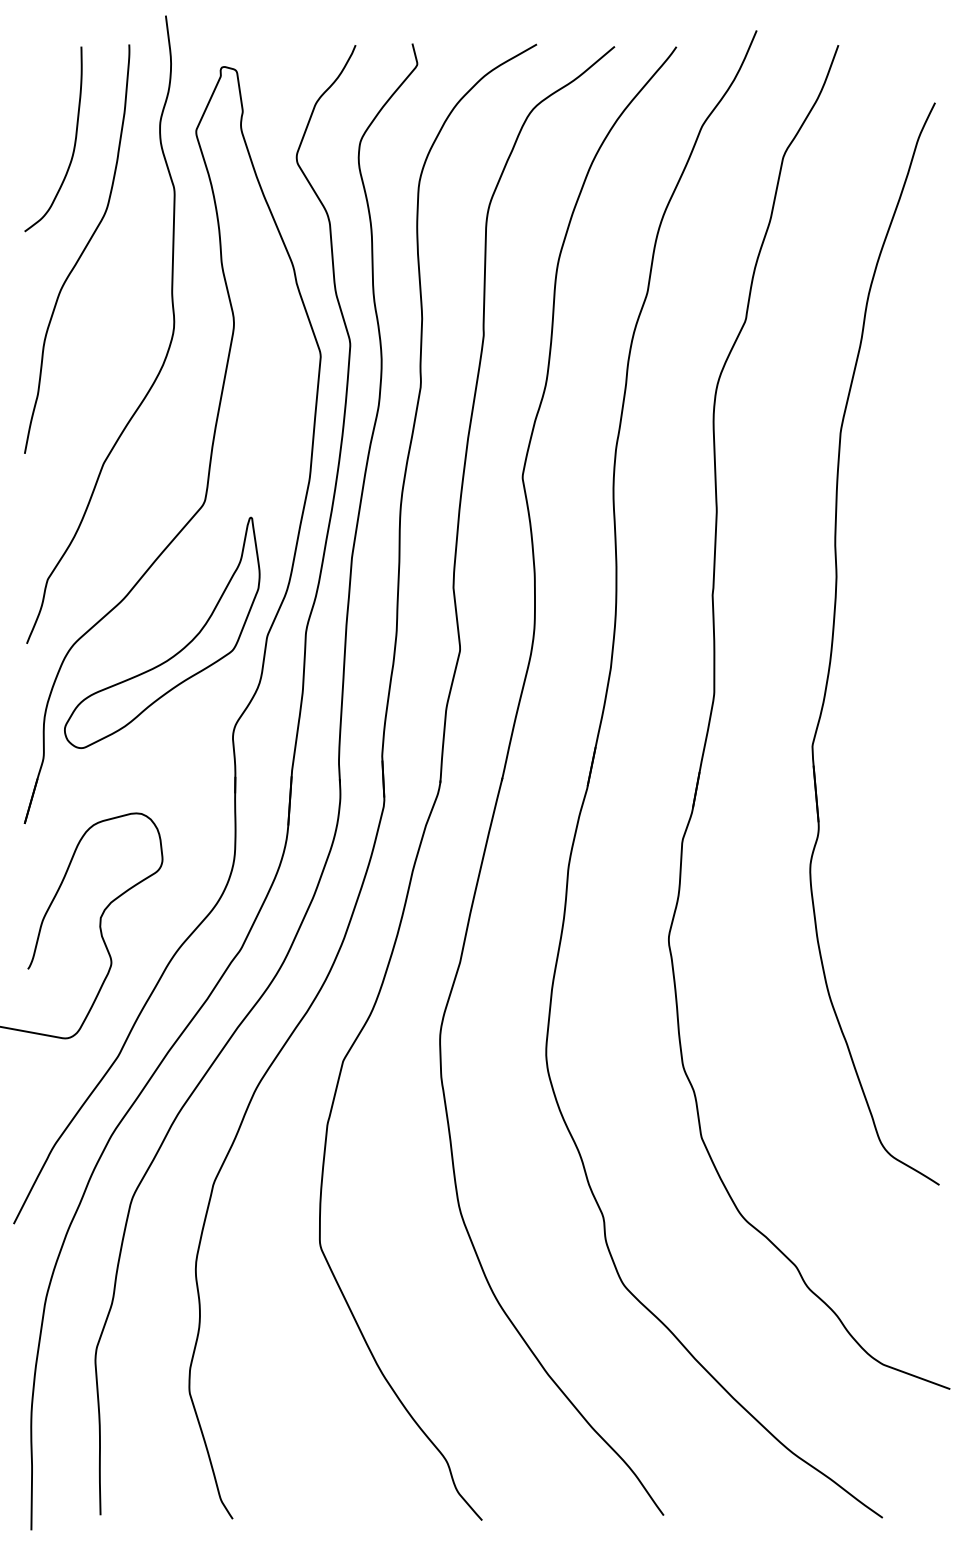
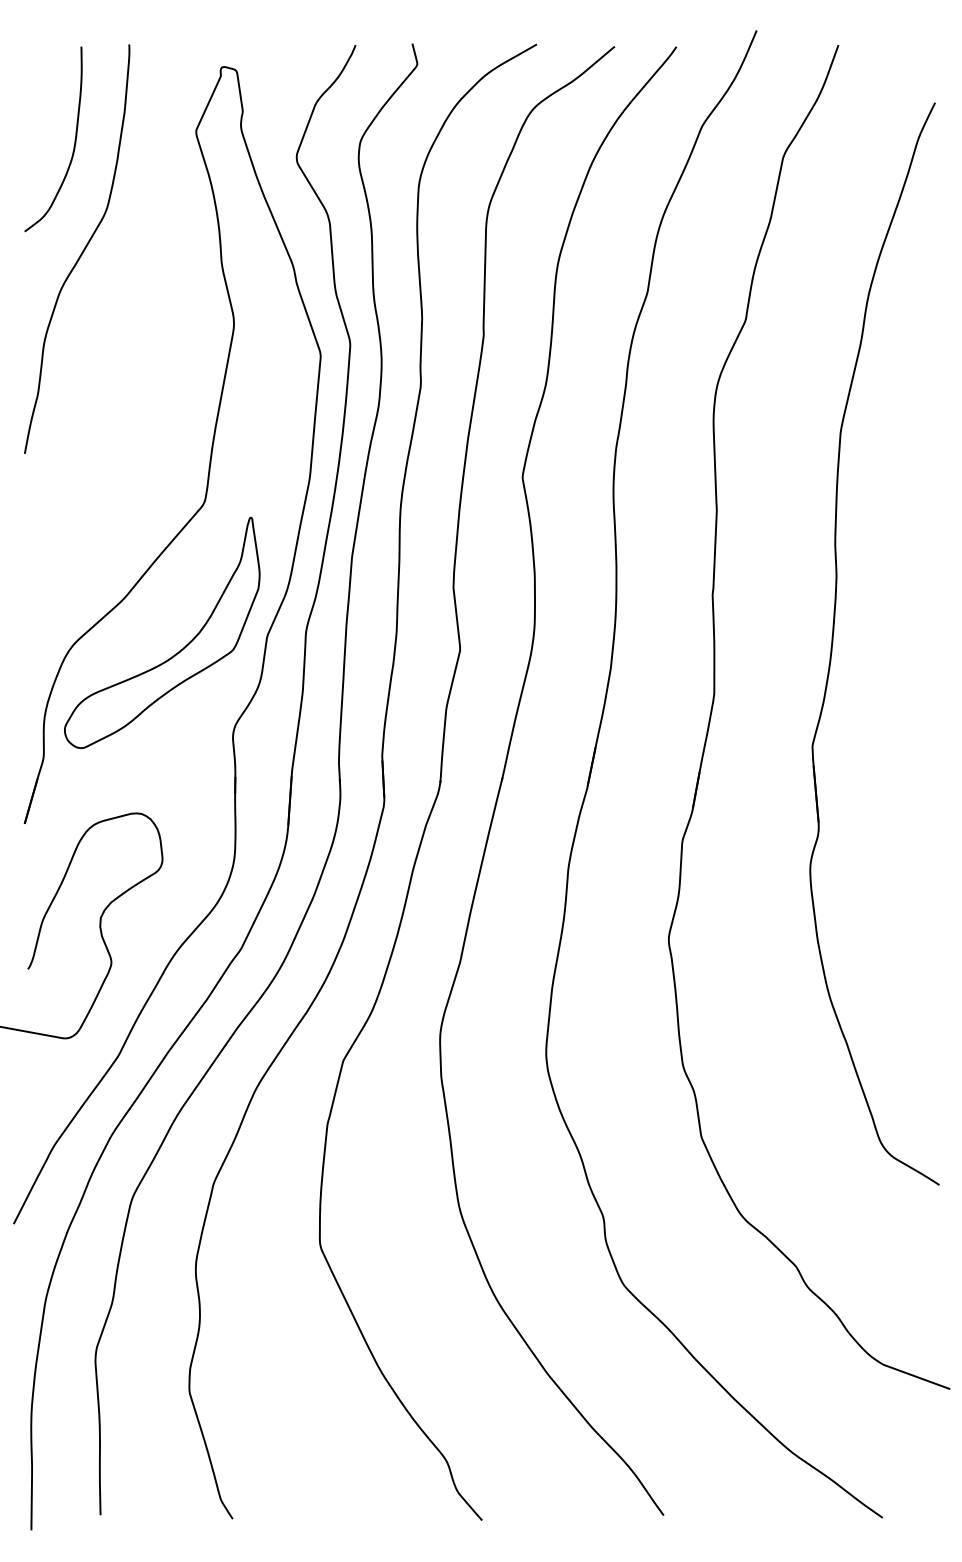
curve: present -> none (166, 352)
